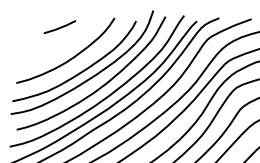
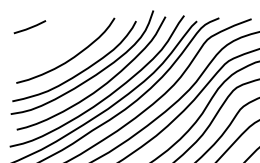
line position: (59, 27) -> (29, 27) (29, 27)
